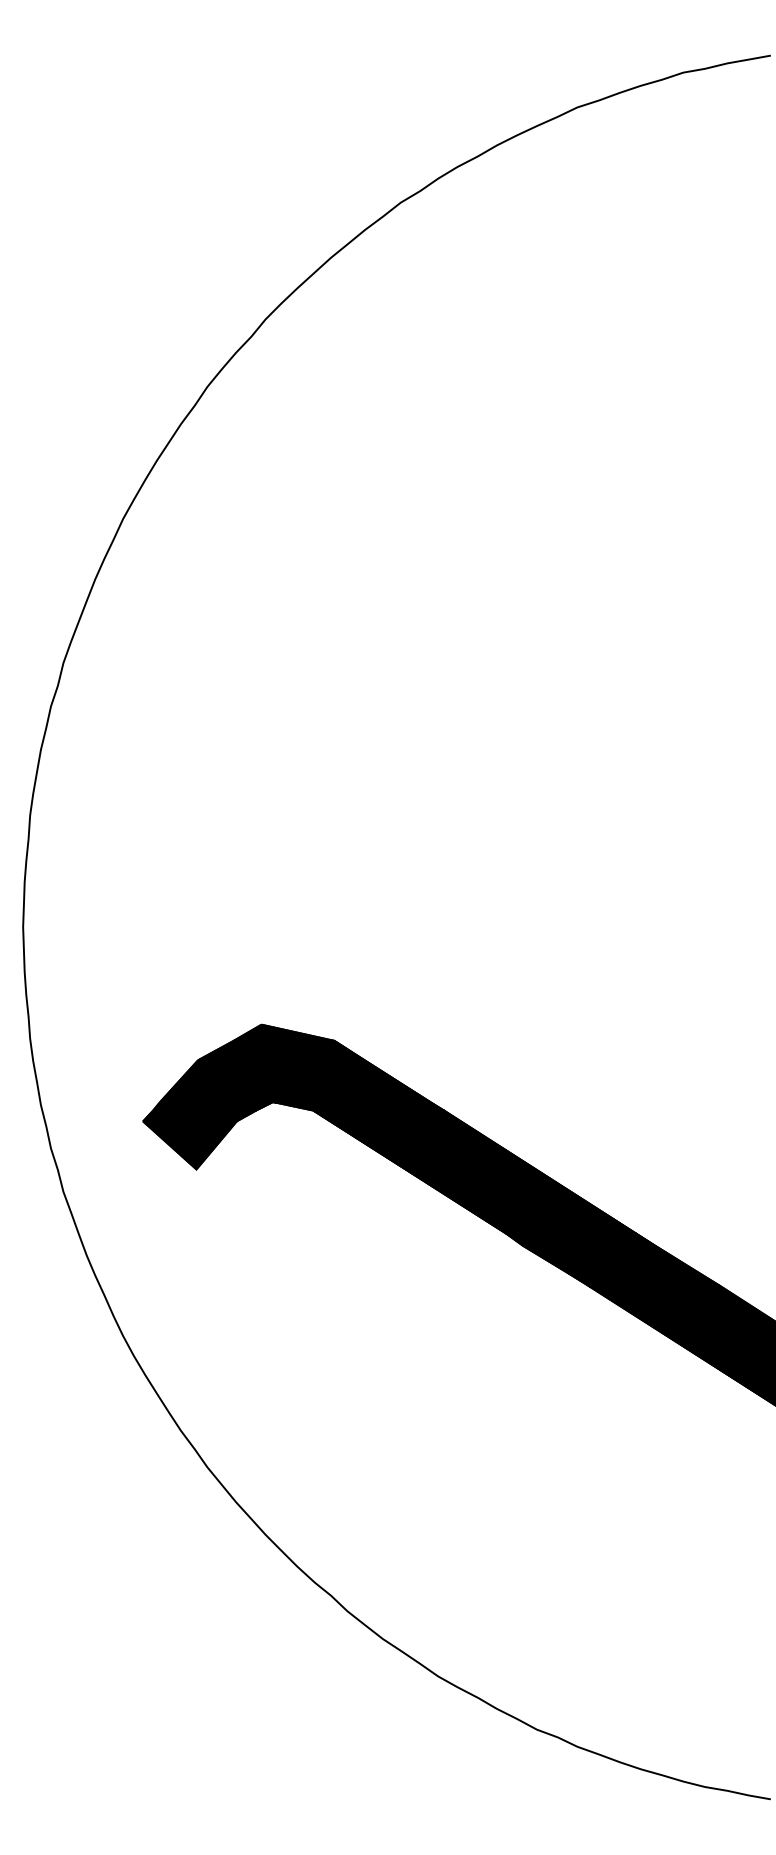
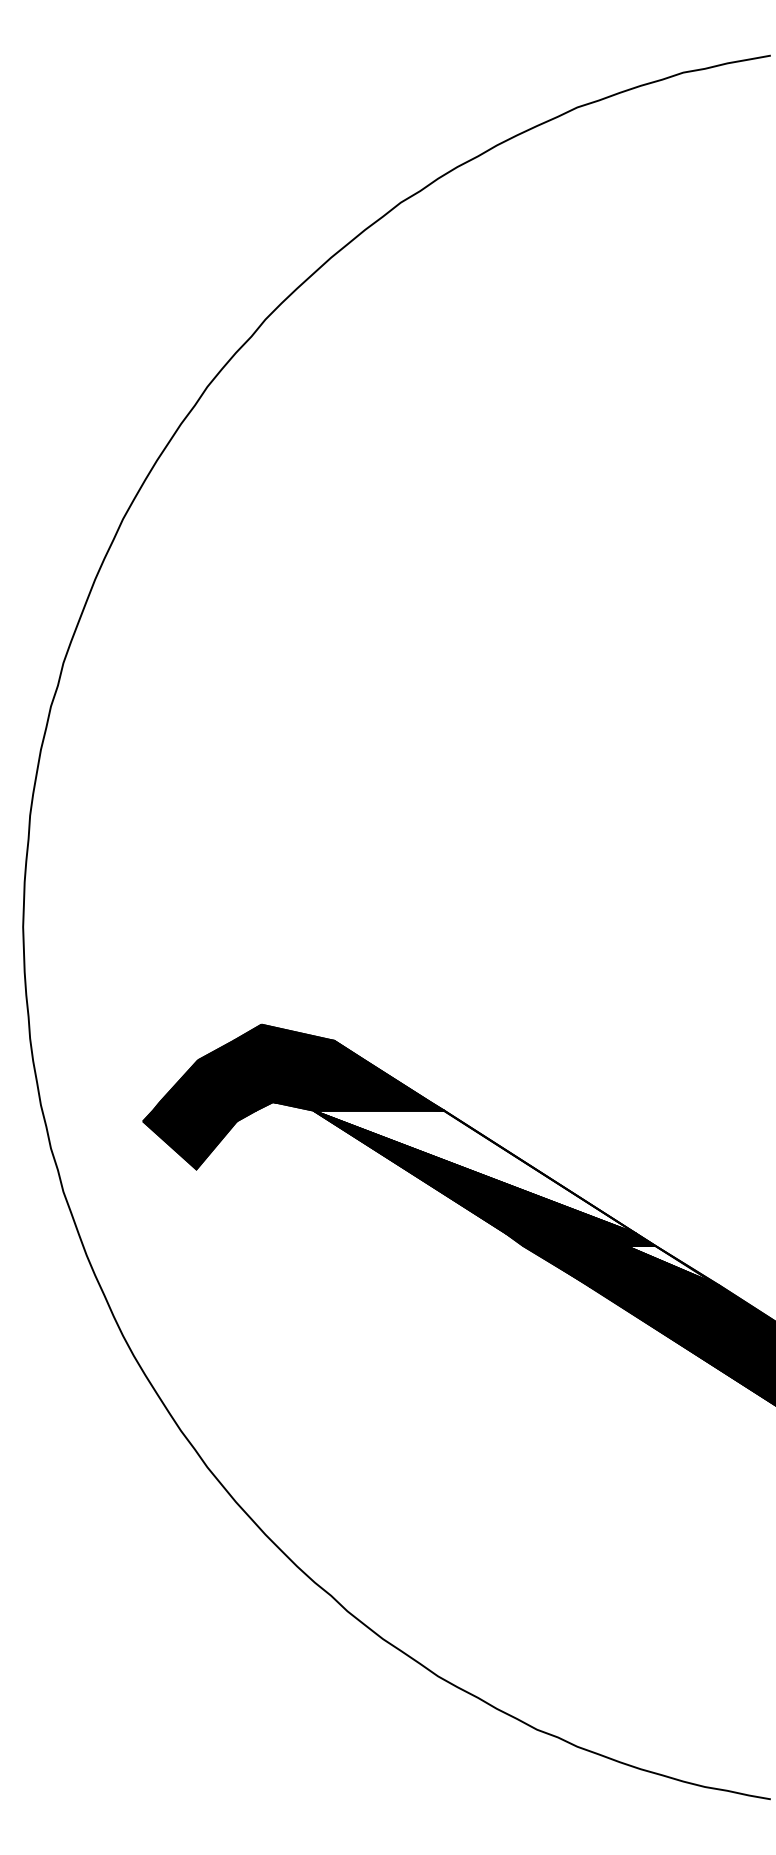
fill: present -> none (474, 1171)
fill: present -> none (673, 1265)
